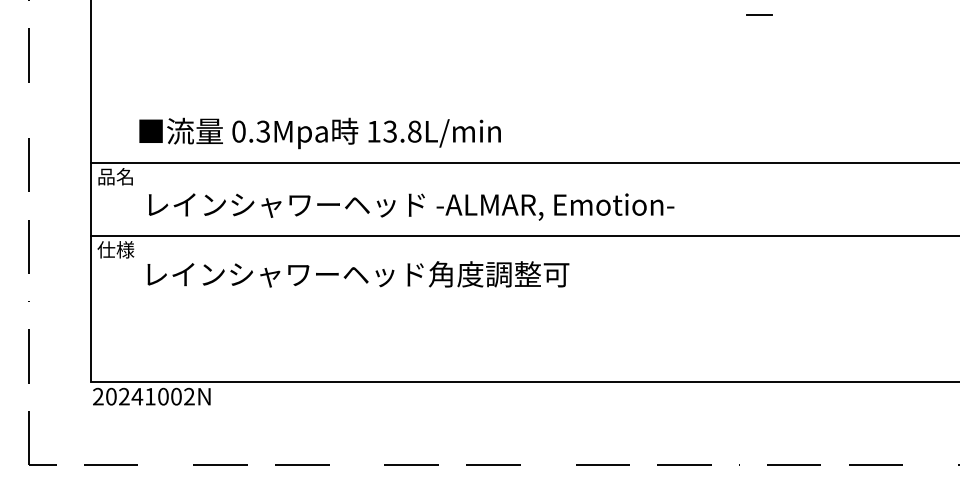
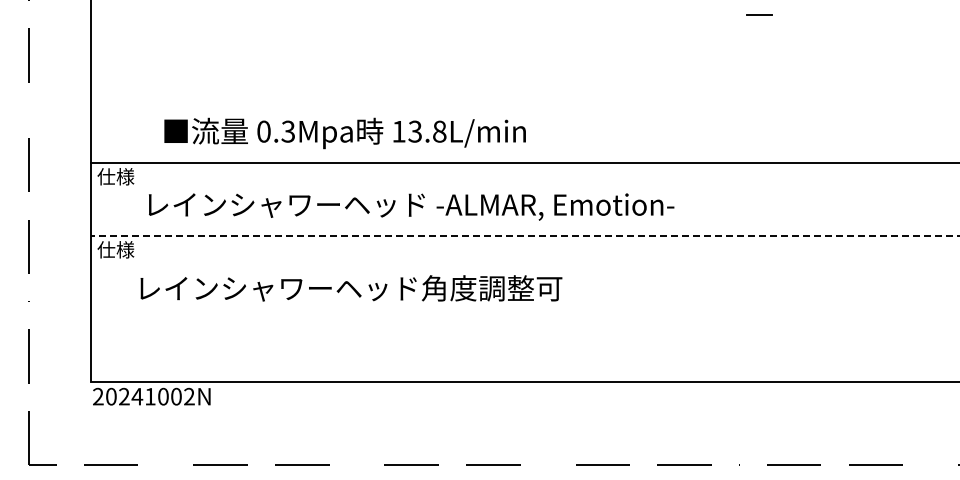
text position: (319, 133) -> (344, 133) (344, 133)
text: 品名 -> 仕様 (115, 176)
line: solid -> dashed (524, 235)
text position: (358, 274) -> (351, 288) (351, 288)
